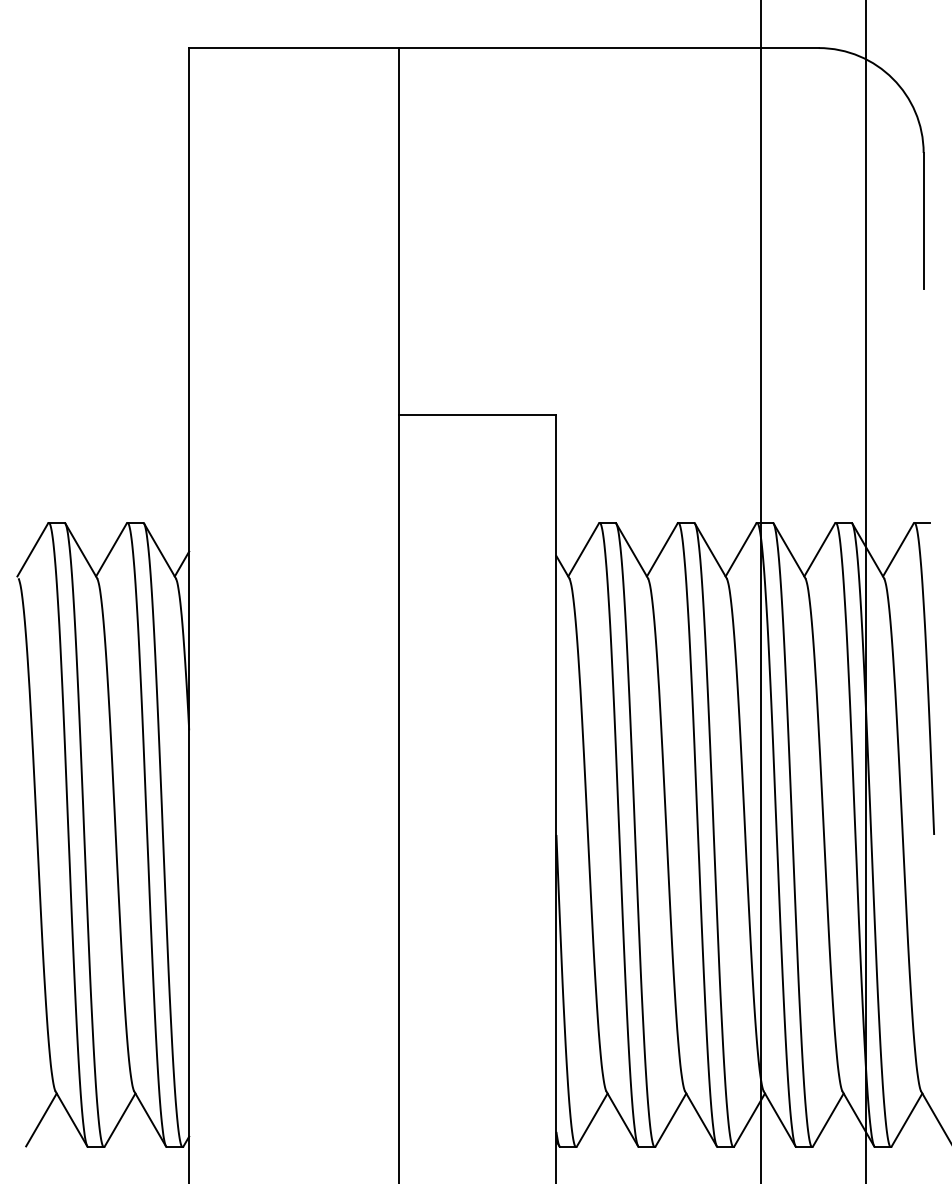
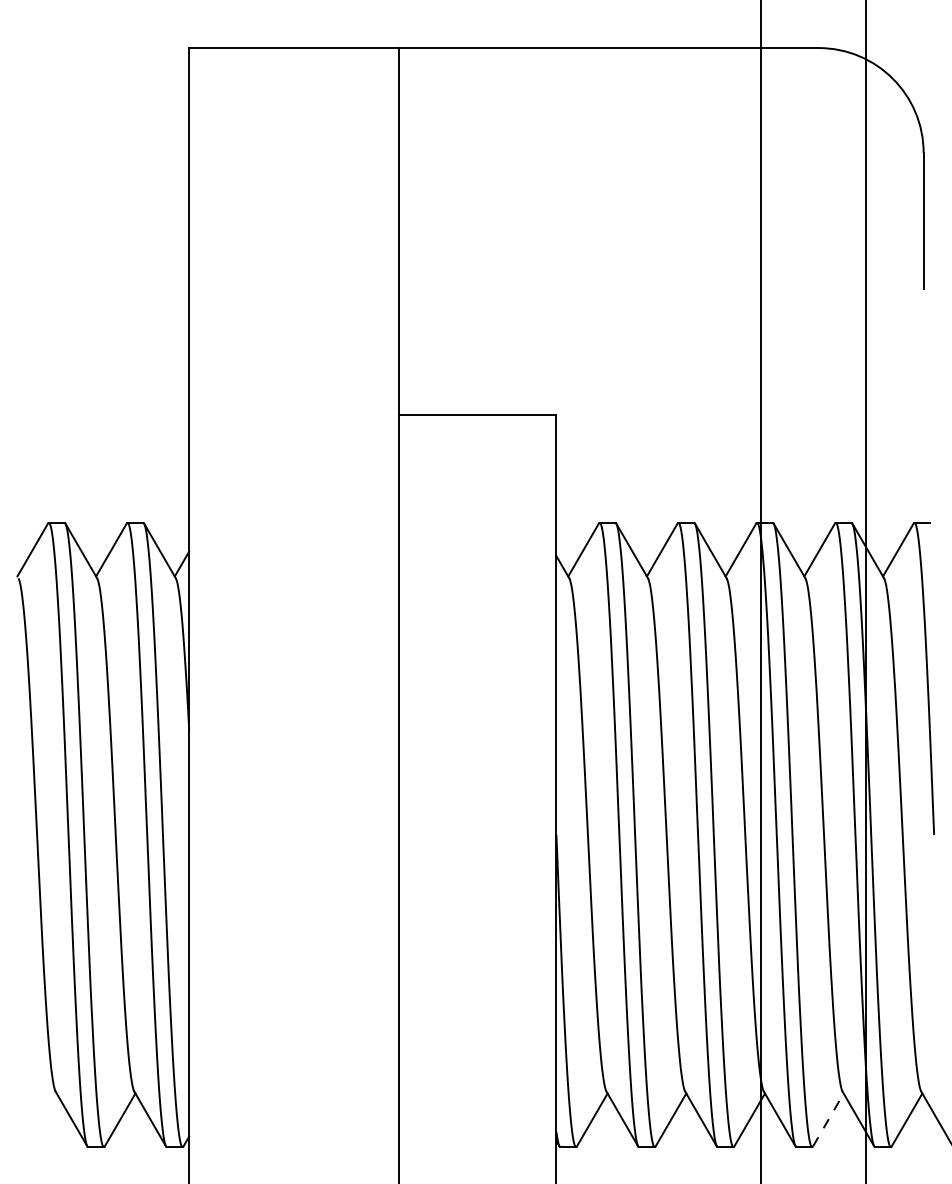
line: present -> none (41, 1119)
line: solid -> dashed (828, 1119)
